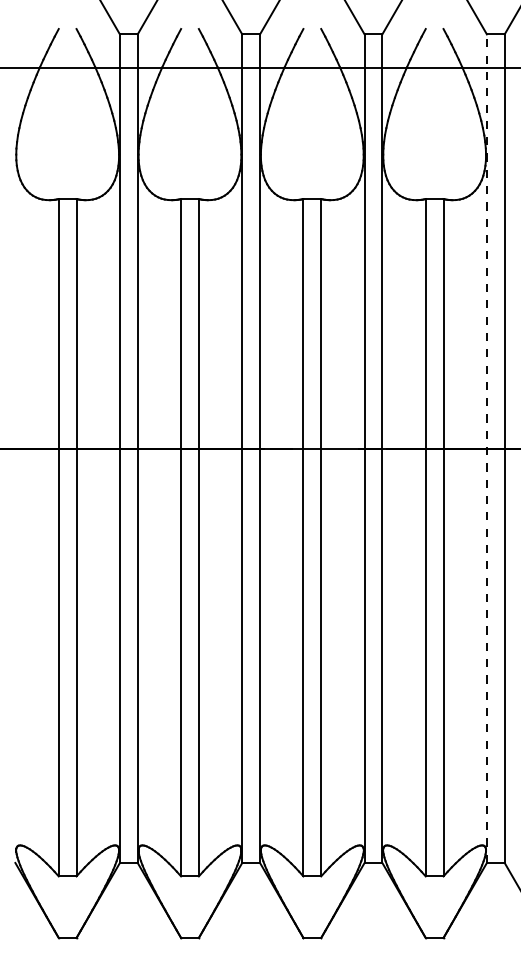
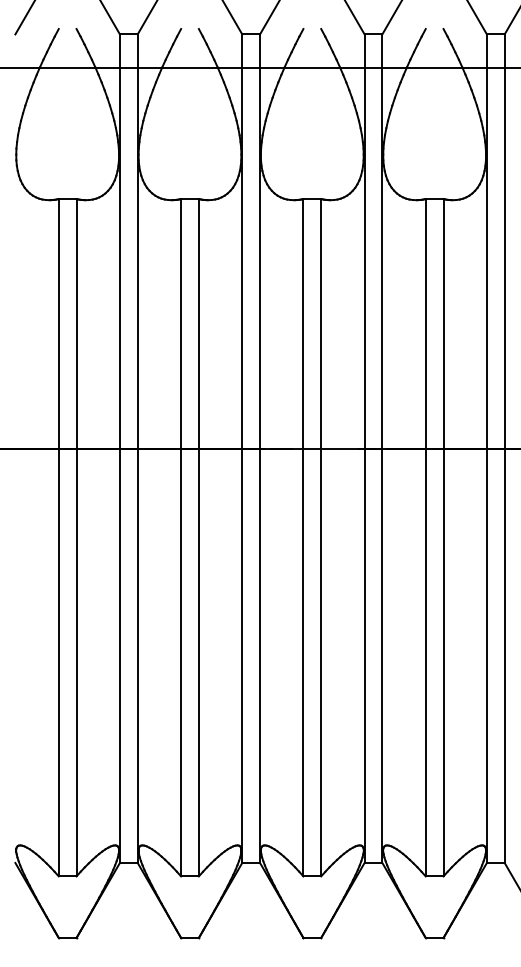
line: none -> present (24, 18)
line: dashed -> solid (486, 448)
